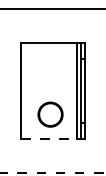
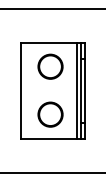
circle: none -> present (50, 66)
line: dashed -> solid (49, 138)
line: dashed -> solid (53, 172)
